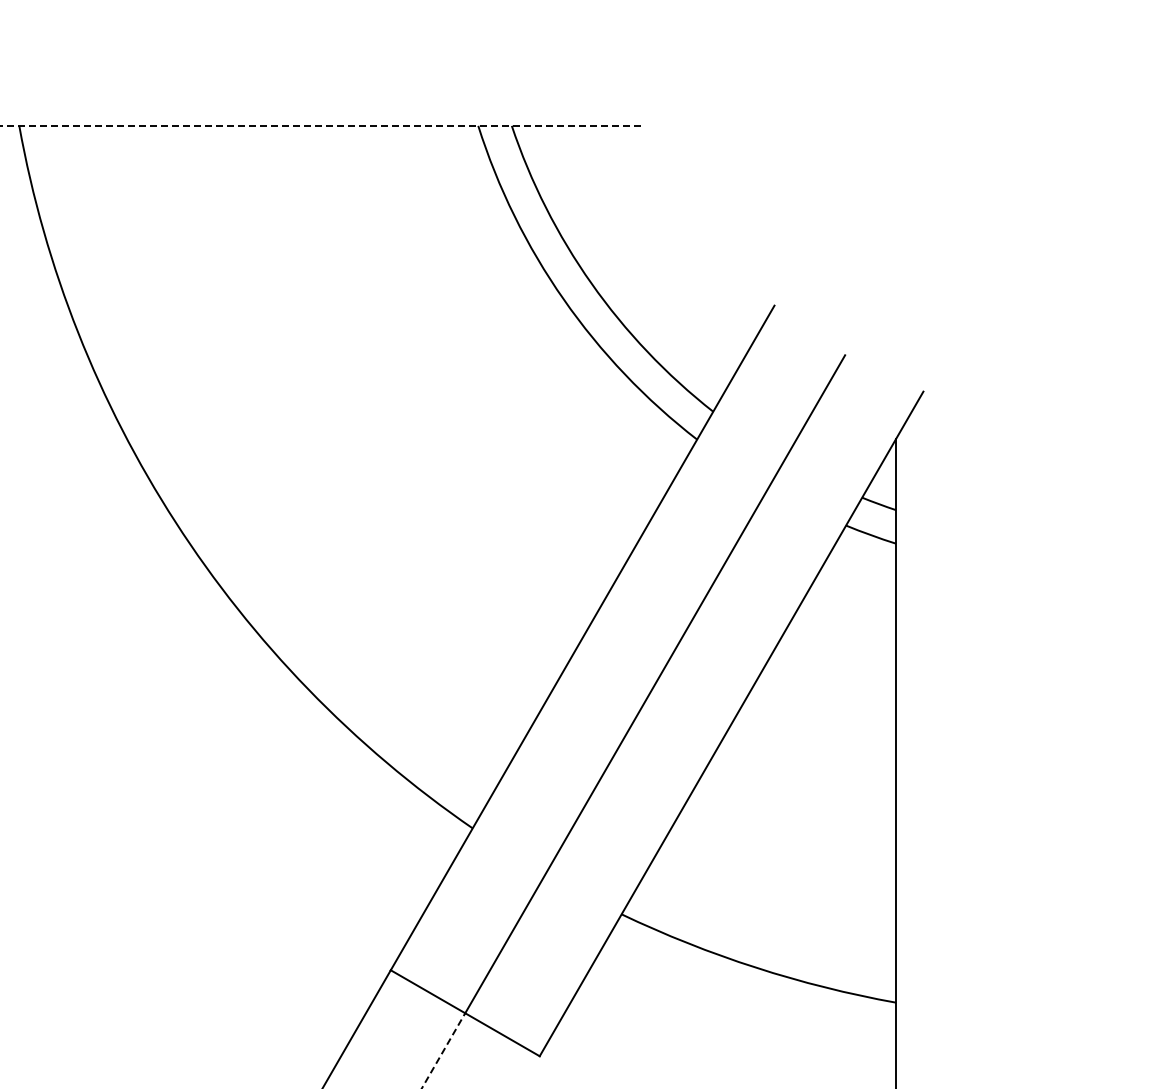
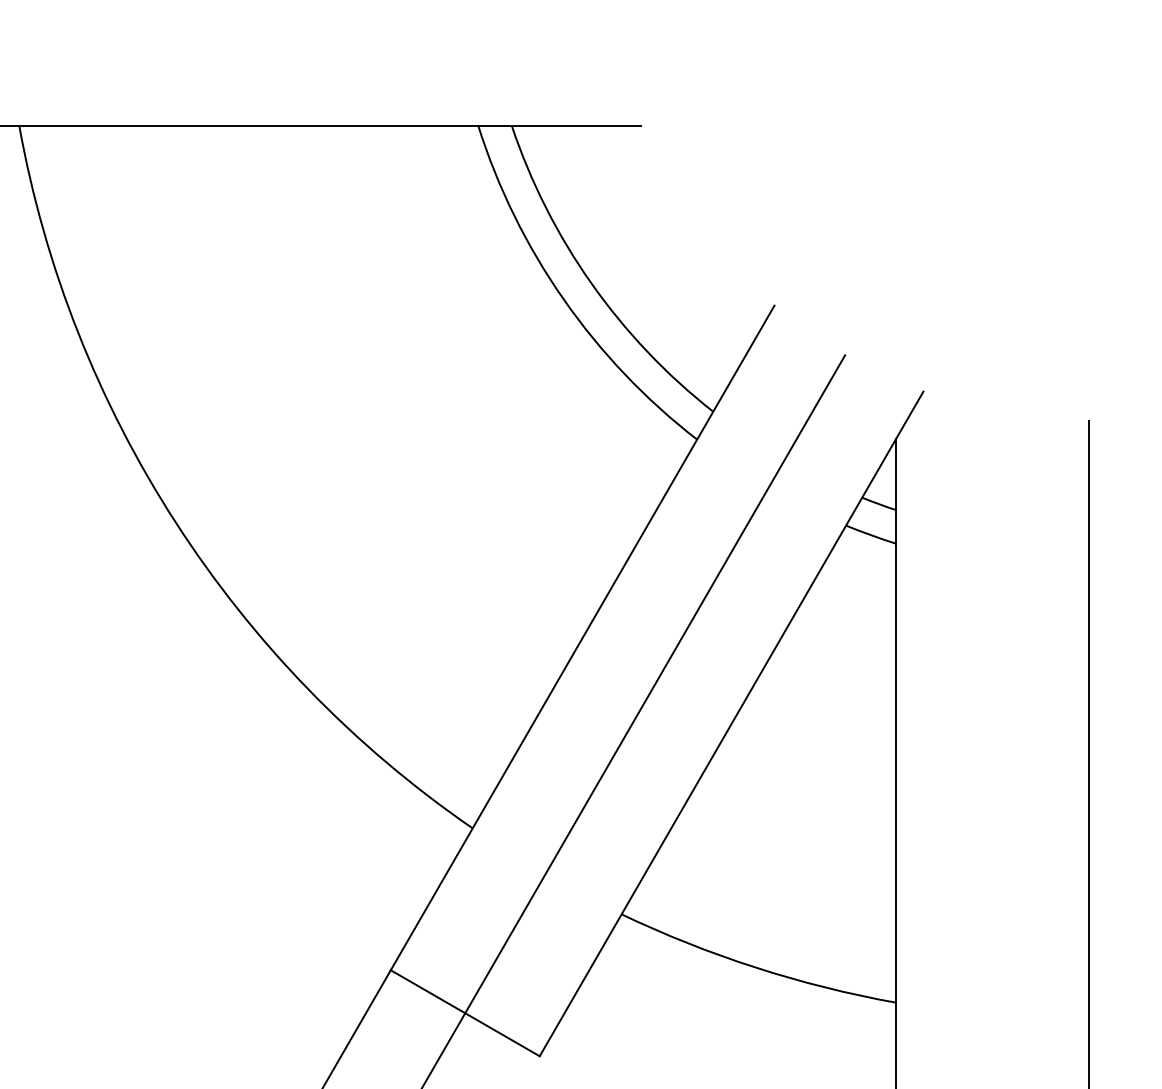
line: dashed -> solid (320, 125)
line: none -> present (1088, 752)
line: dashed -> solid (443, 1050)
